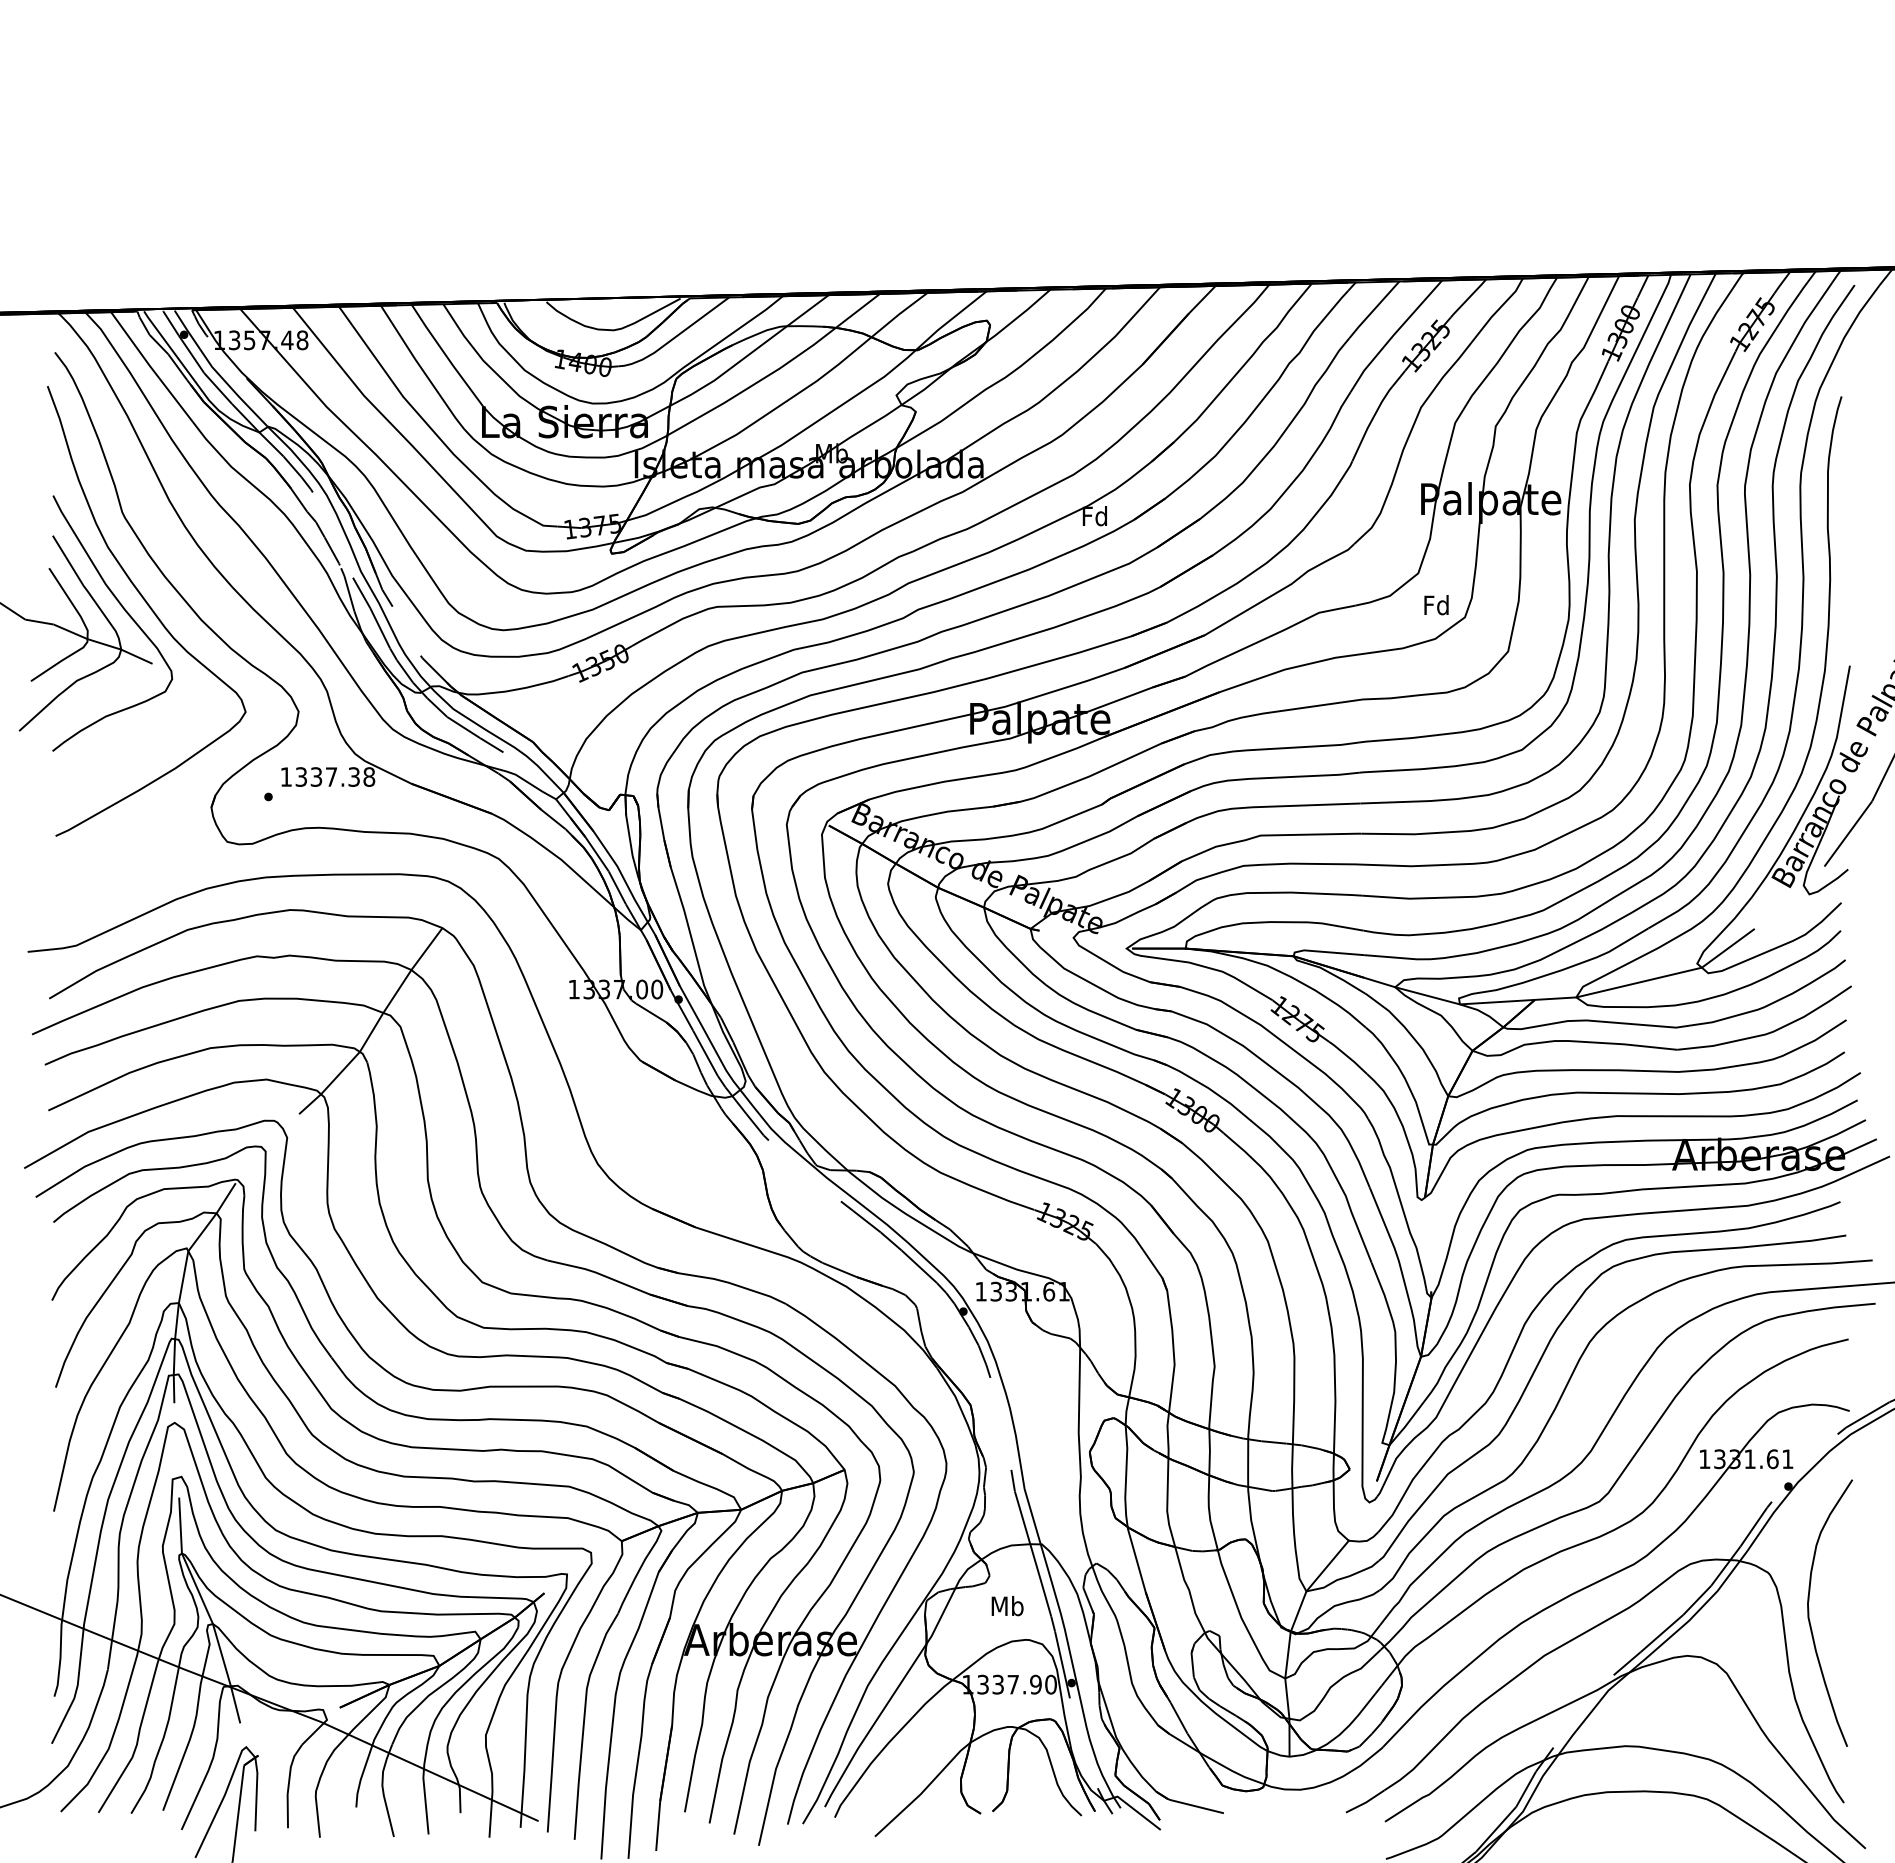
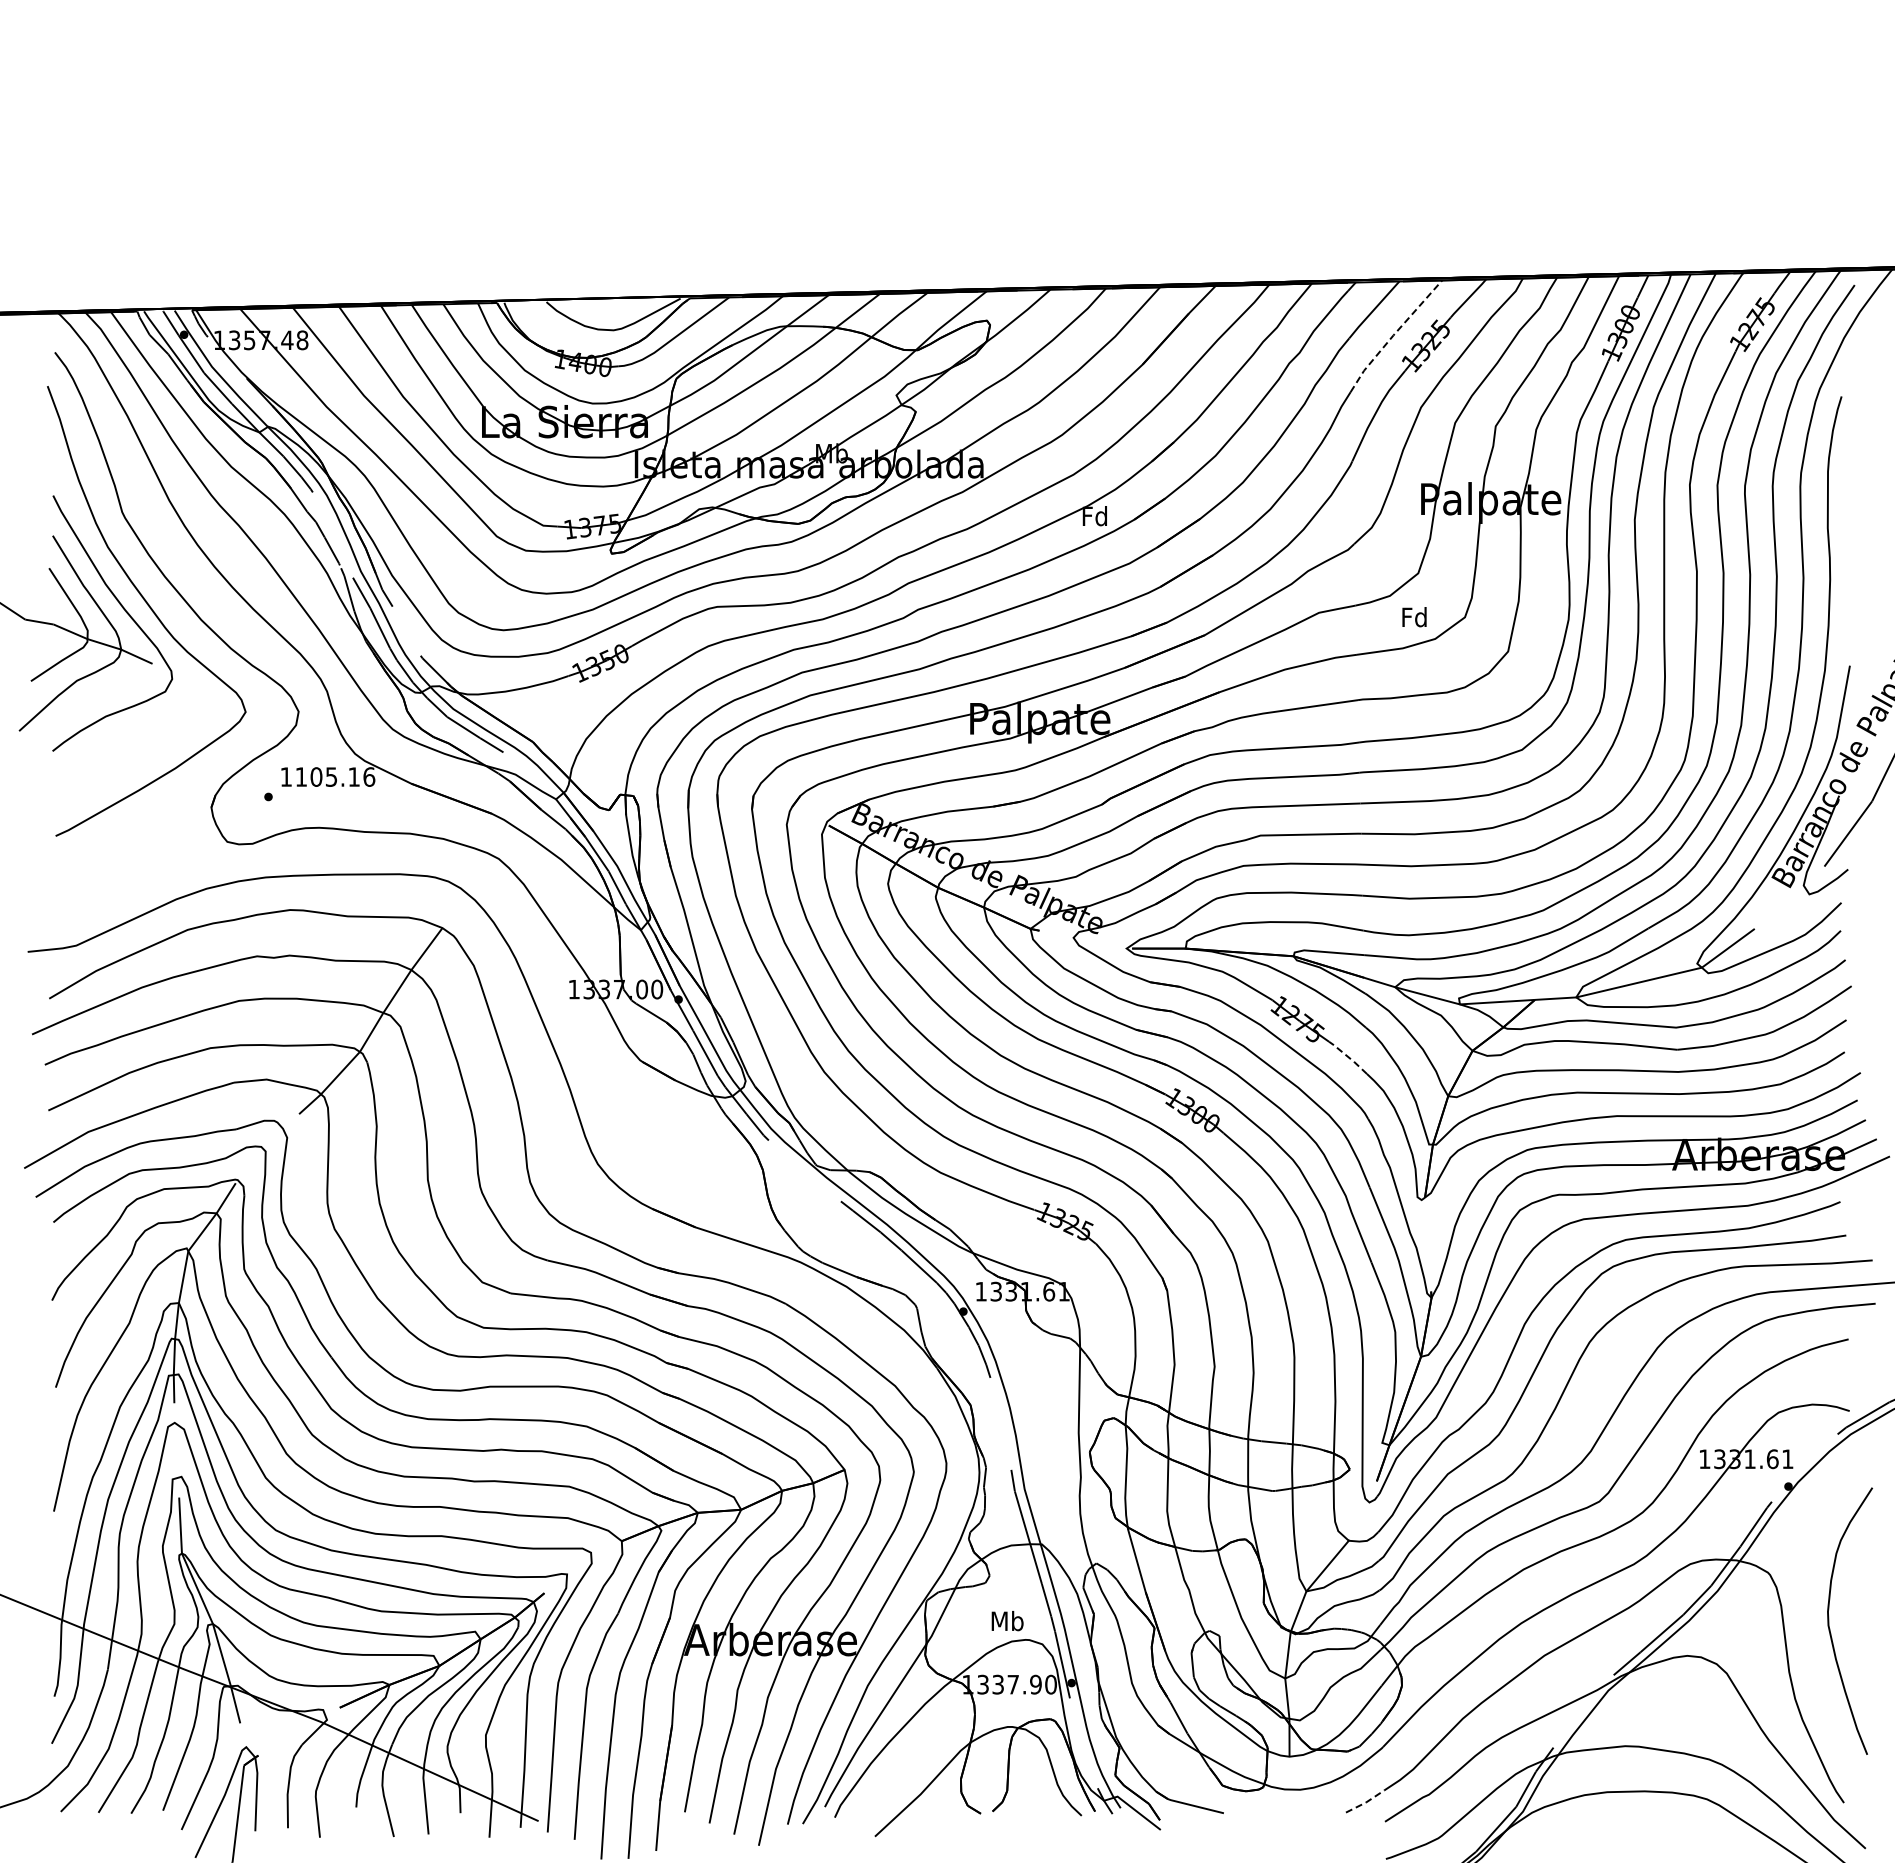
line: solid -> dashed (1393, 335)
text position: (1436, 605) -> (1414, 617) (1414, 617)
text: 1337.38 -> 1105.16 (335, 776)
line: solid -> dashed (1348, 1056)
text position: (1007, 1606) -> (1007, 1621) (1007, 1621)
curve position: (1809, 1612) -> (1829, 1620) (1829, 1620)
line: solid -> dashed (1366, 1802)
